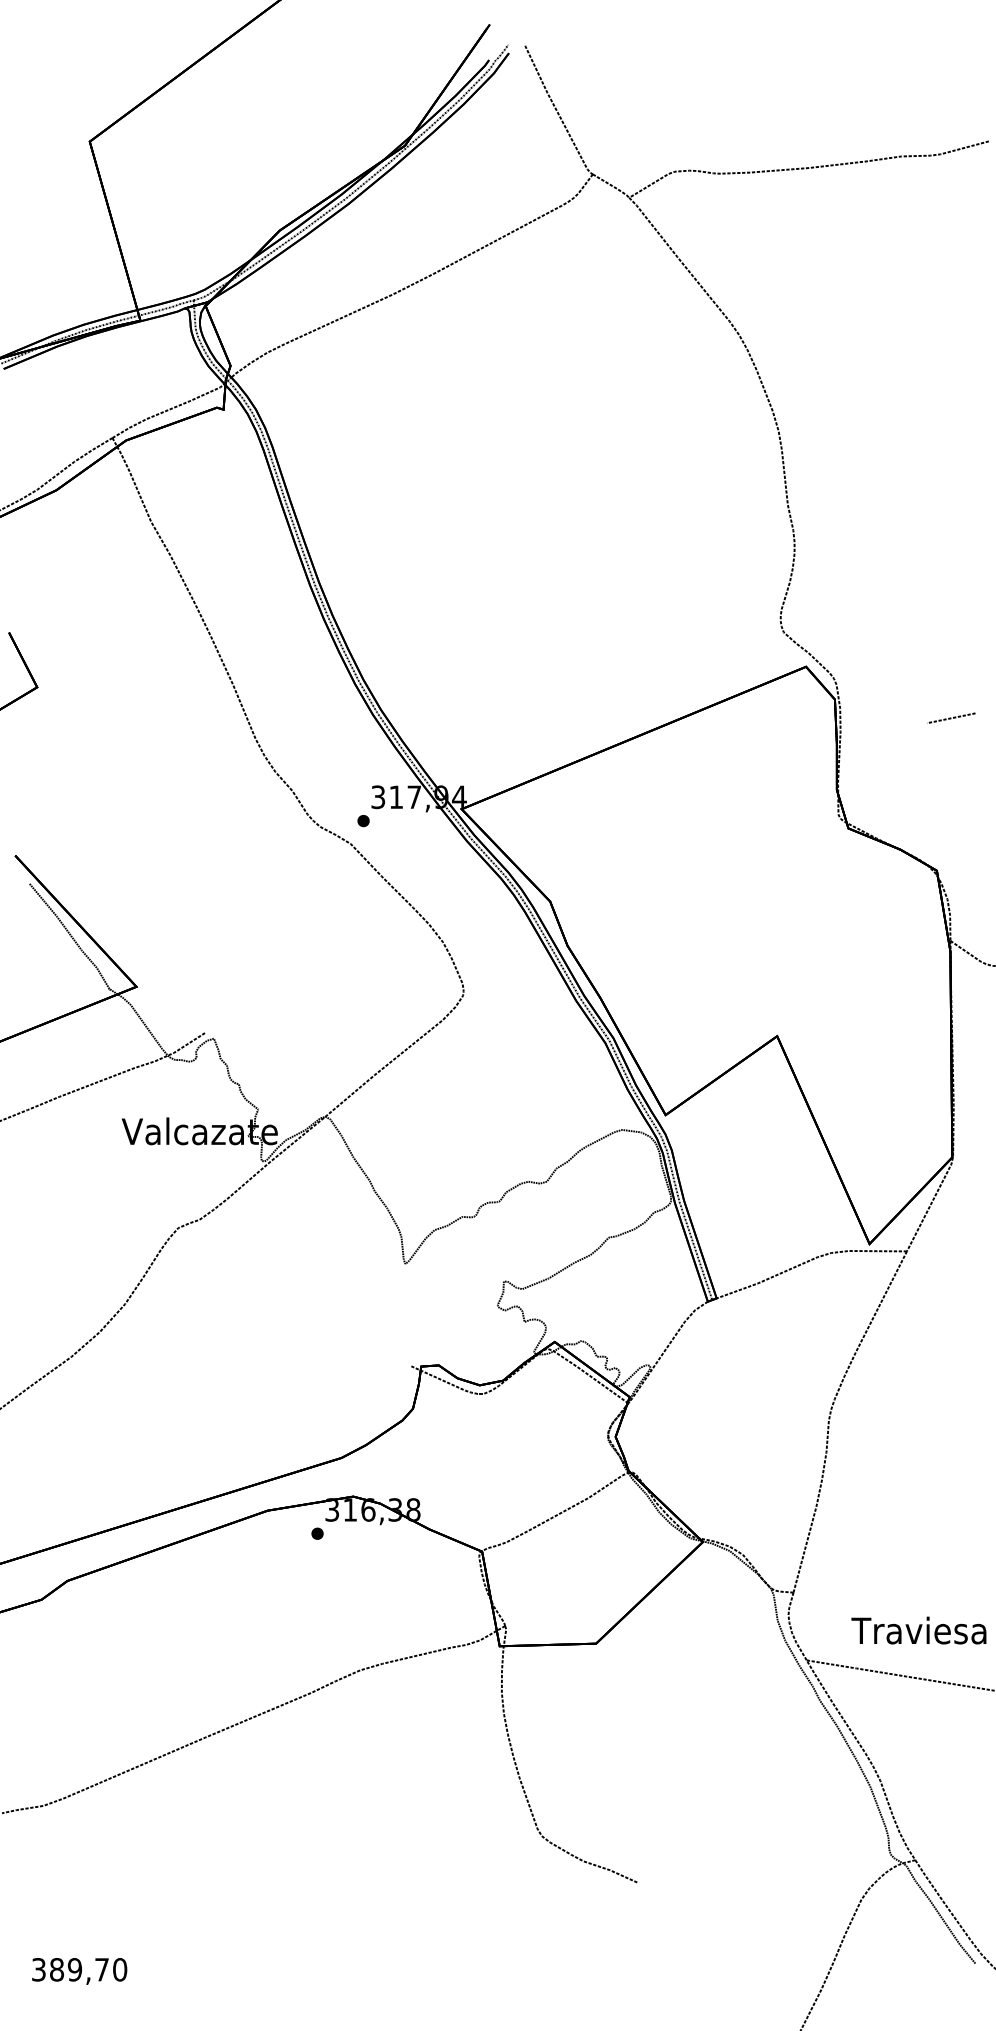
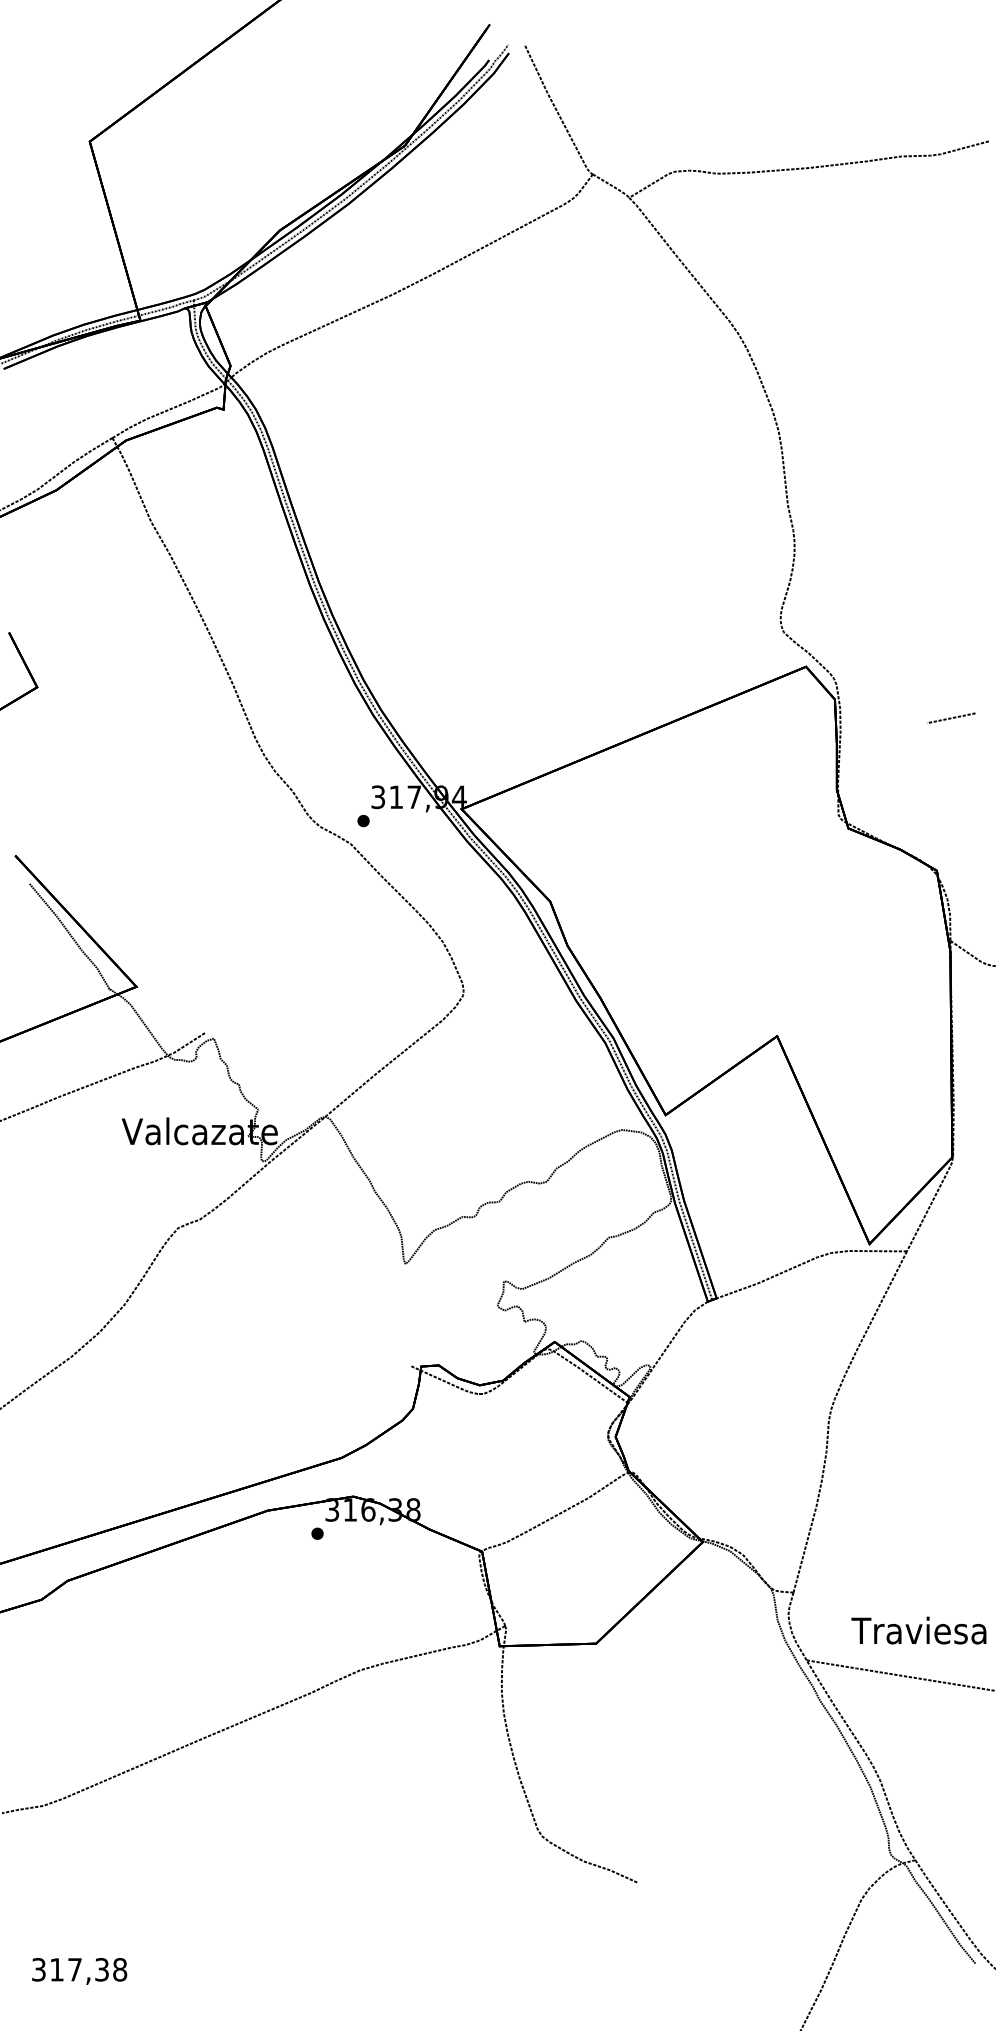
text: 389,70 -> 317,38 (88, 1969)
